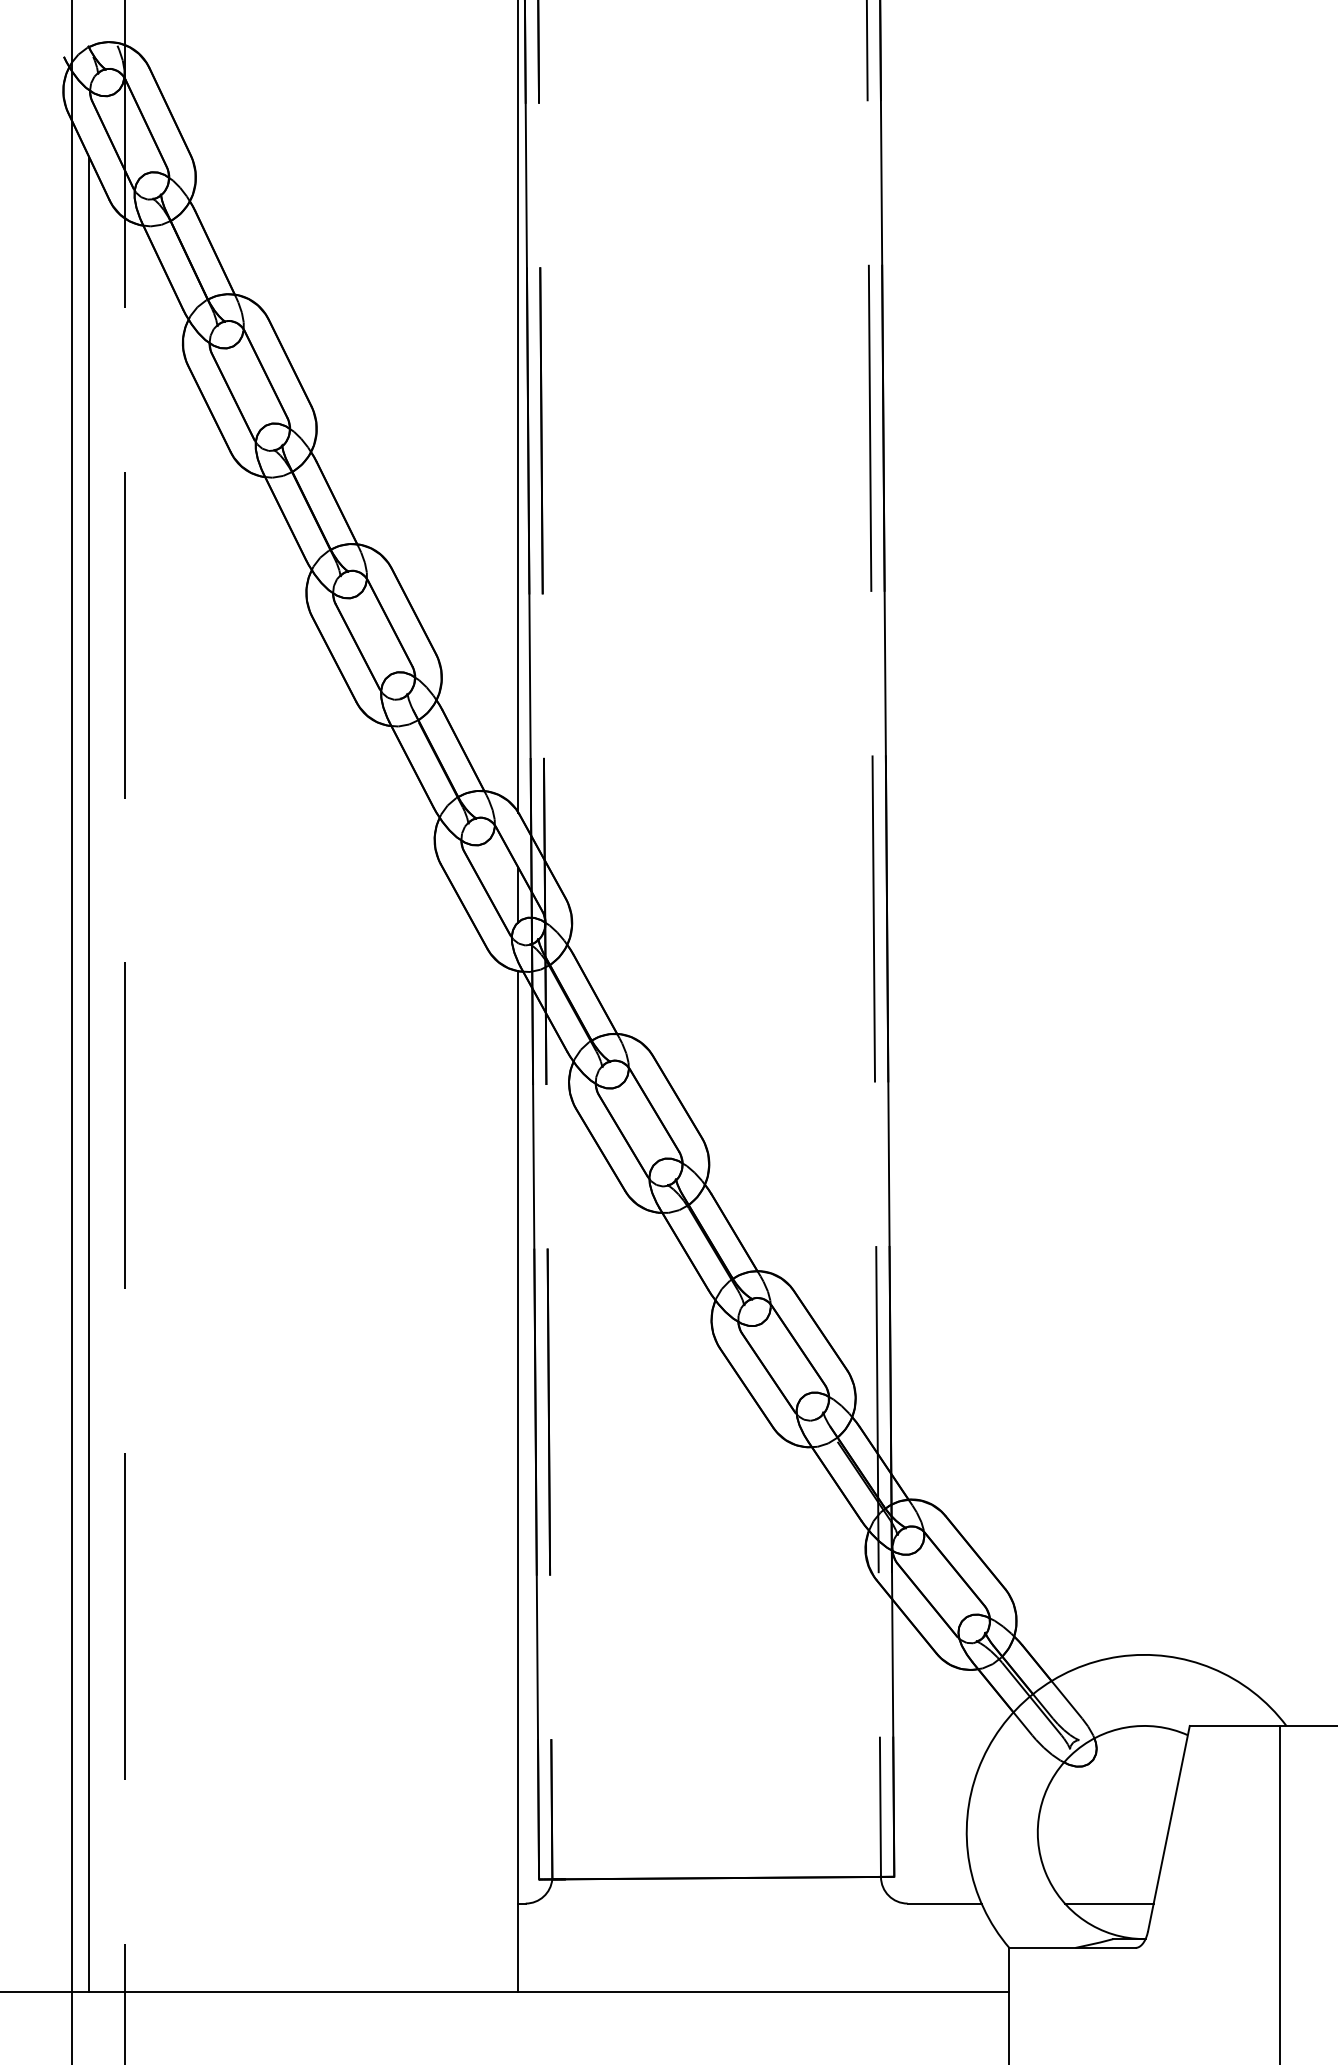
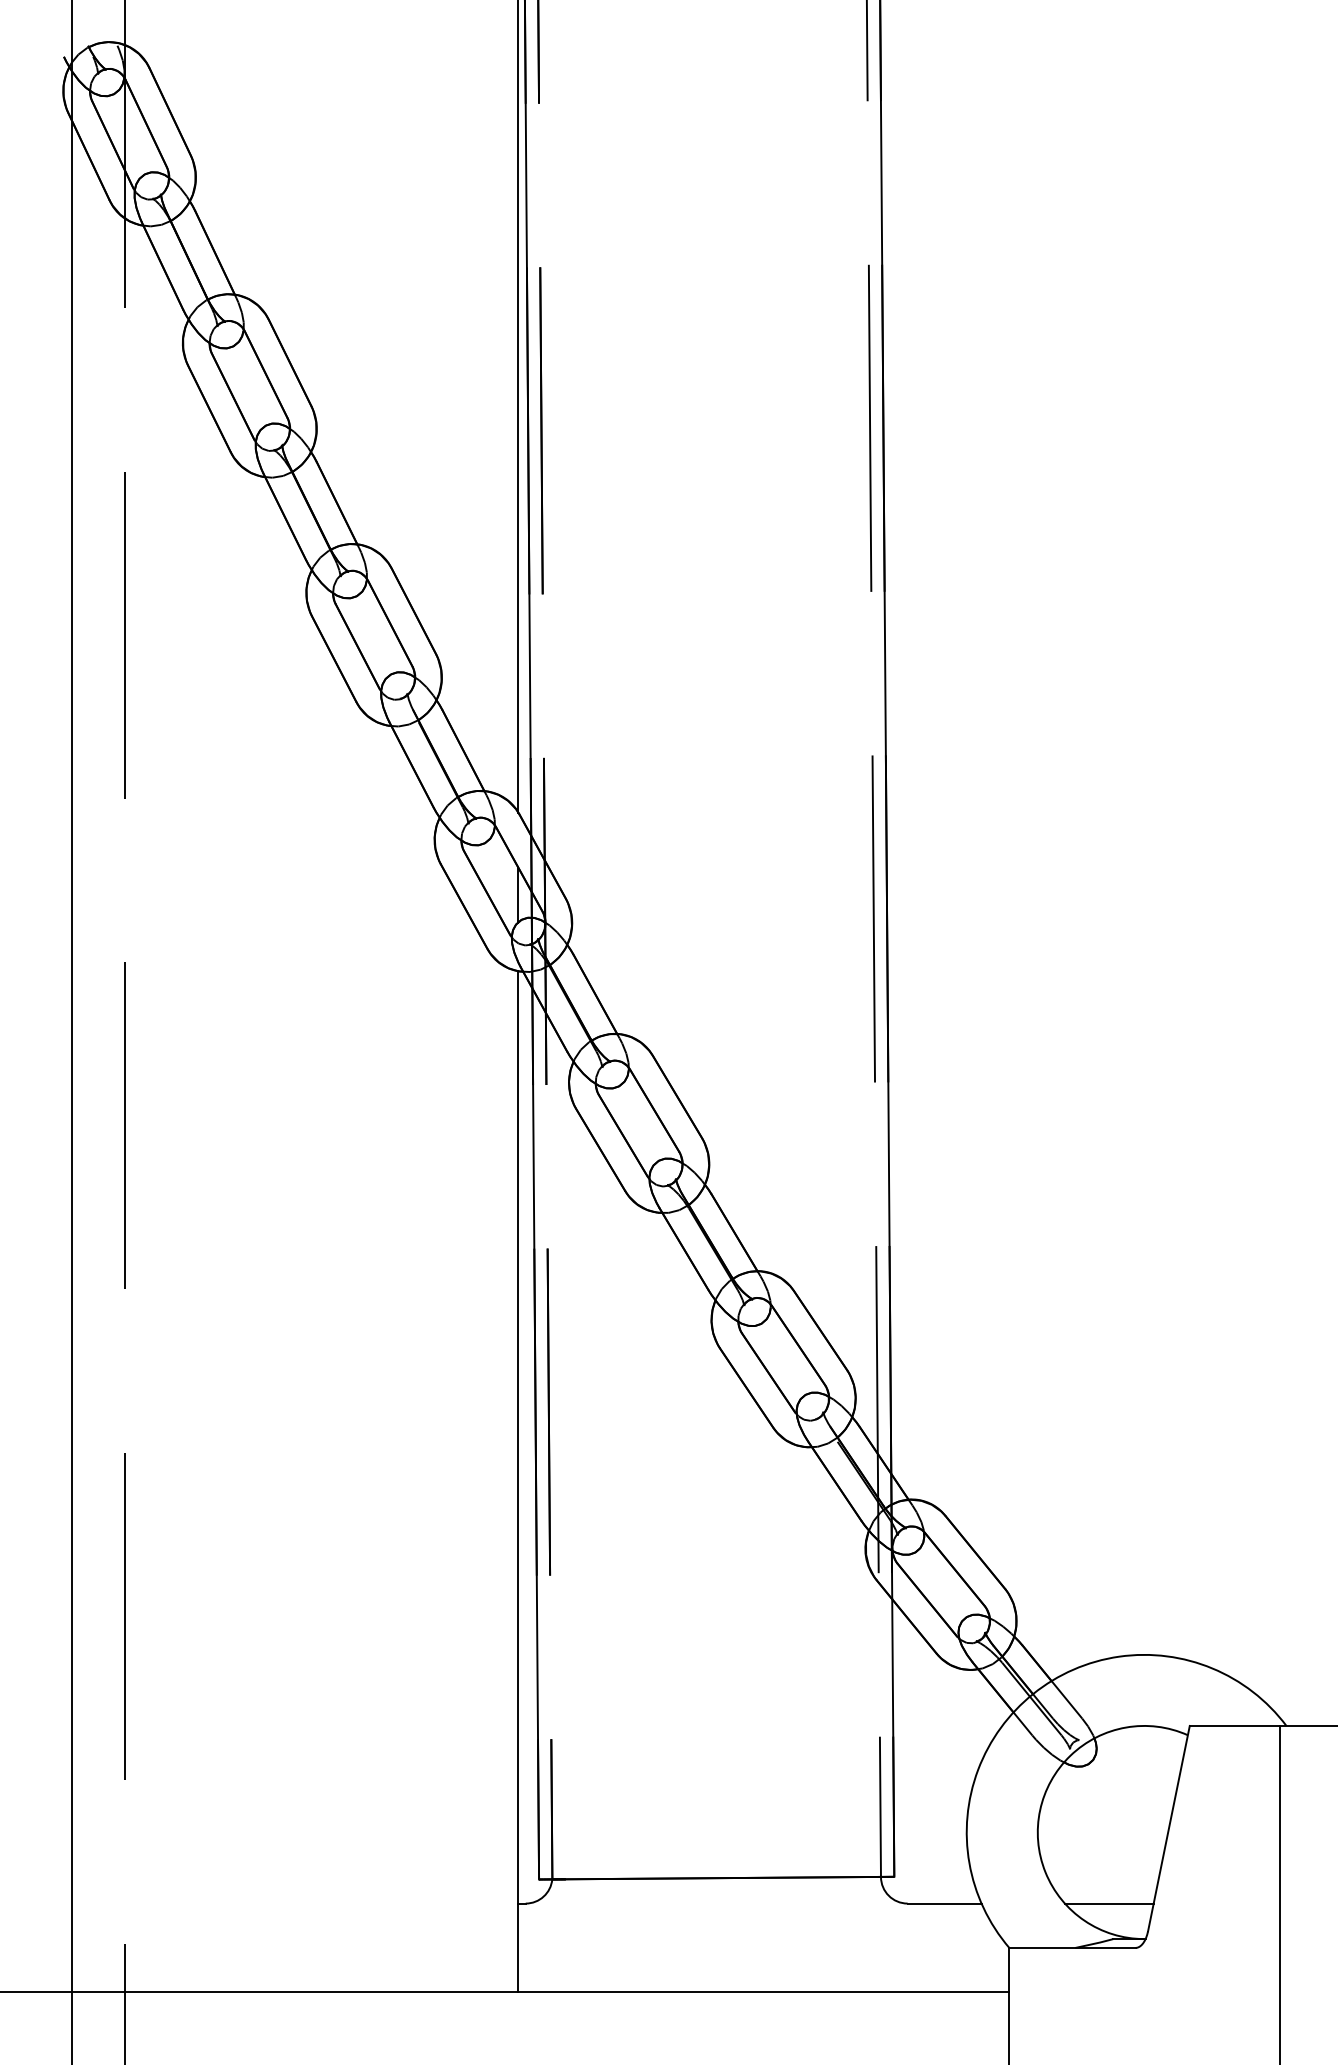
line: present -> none (89, 1074)
